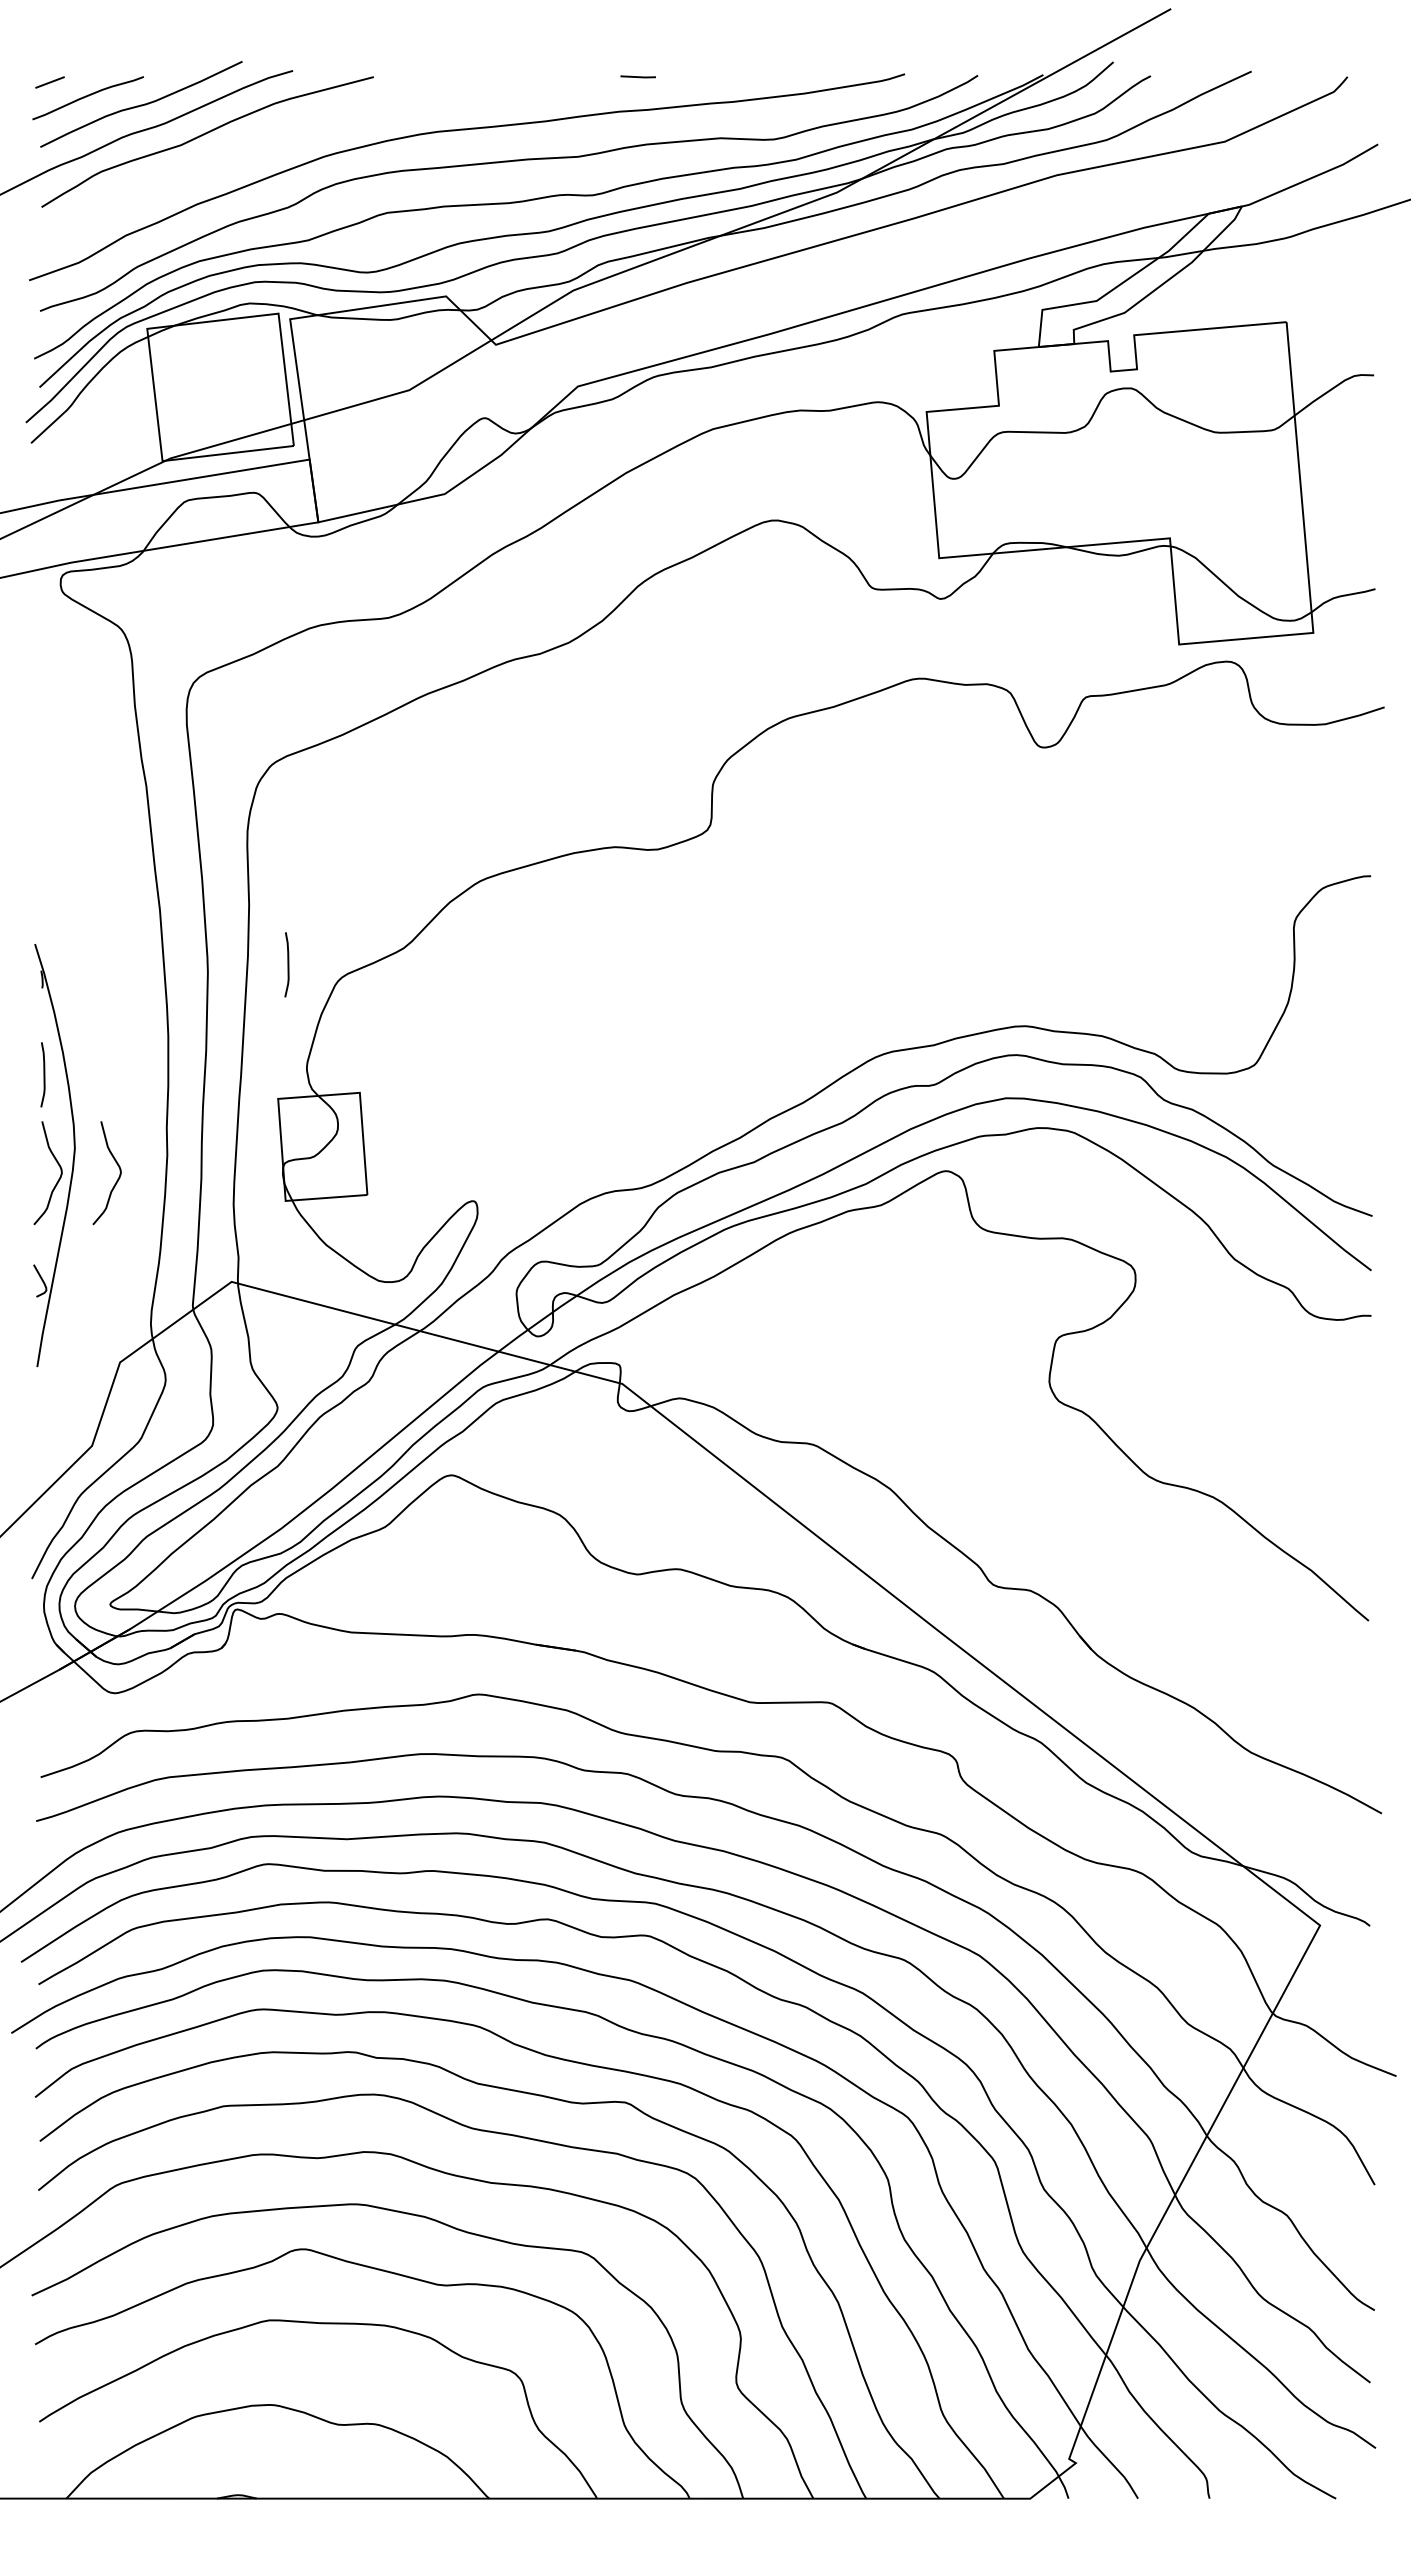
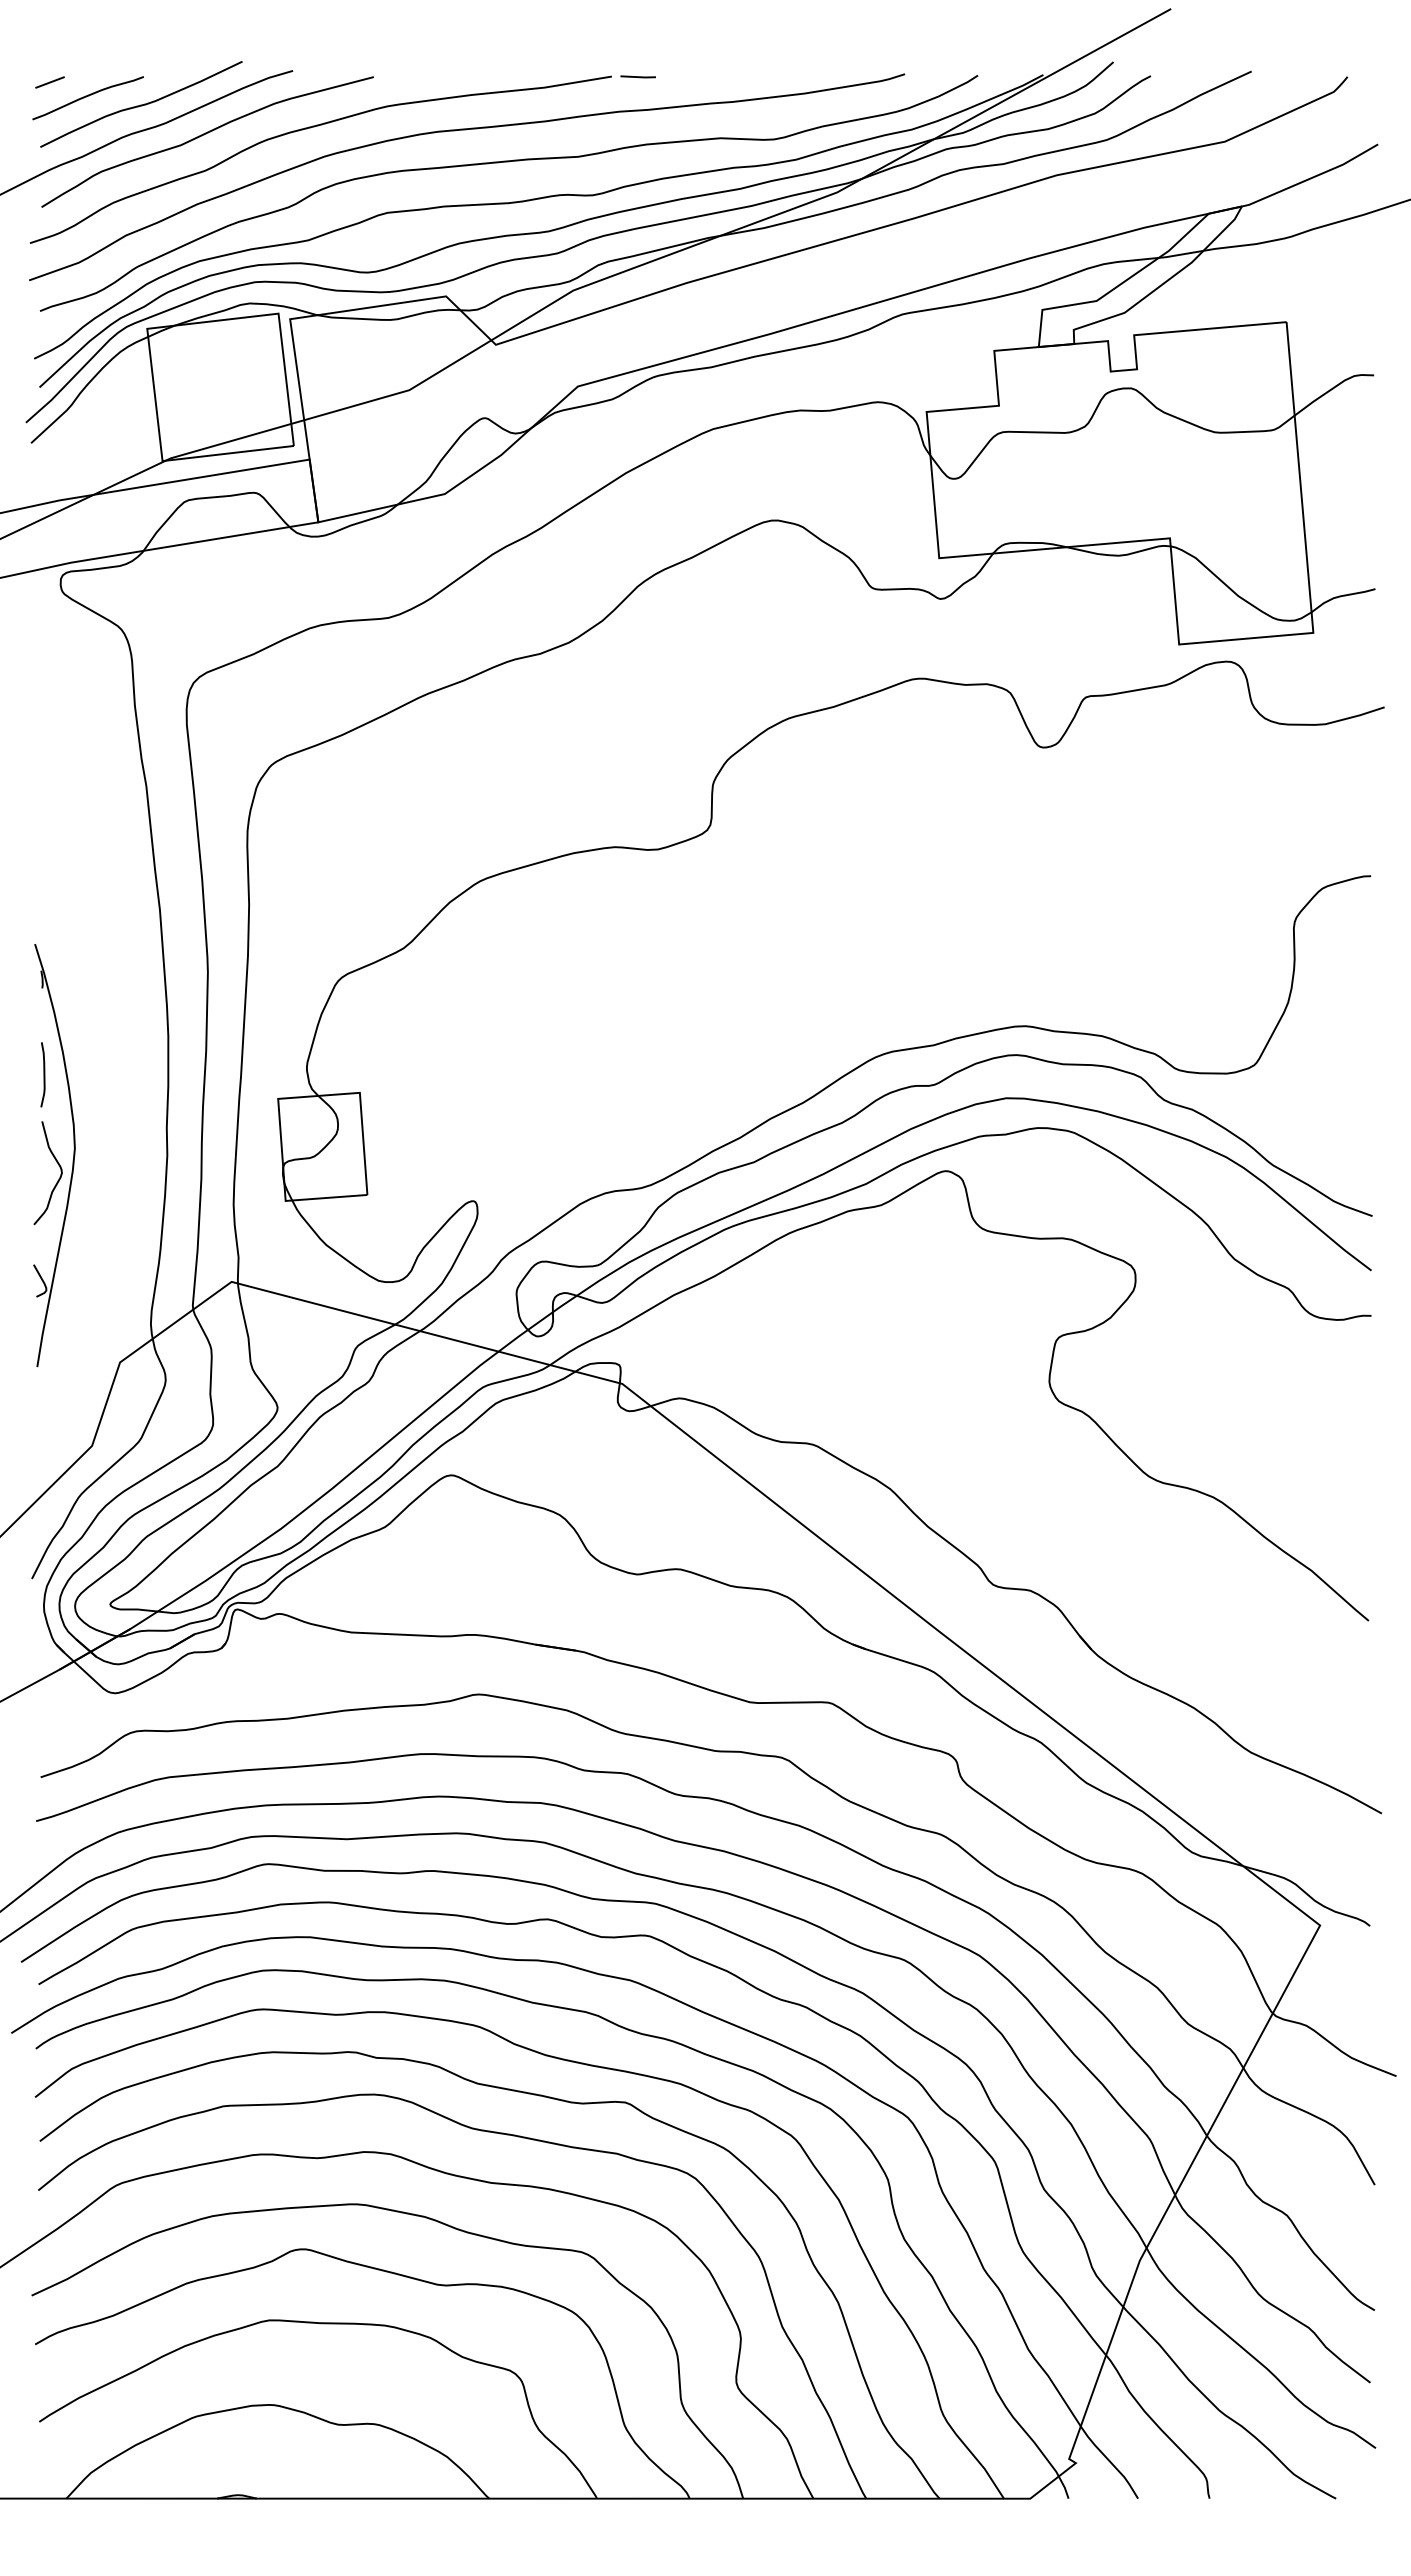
curve: none -> present (314, 127)
curve: present -> none (287, 964)
curve: present -> none (117, 1178)
